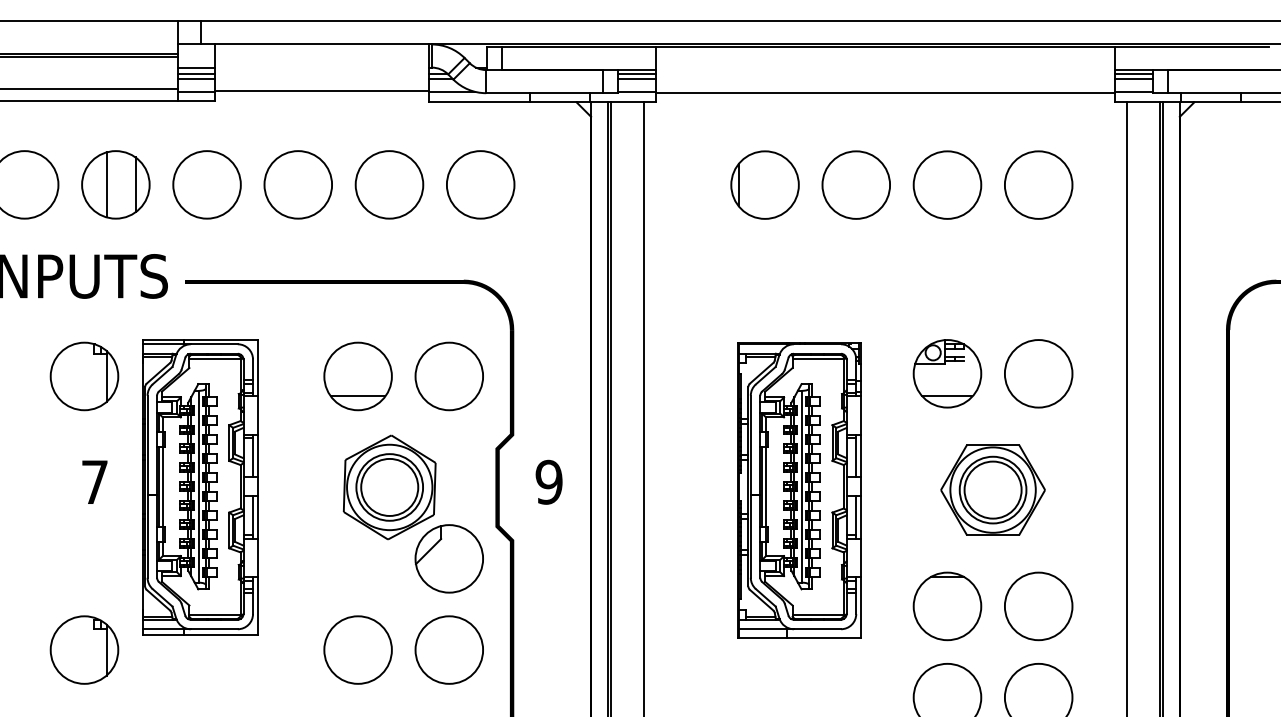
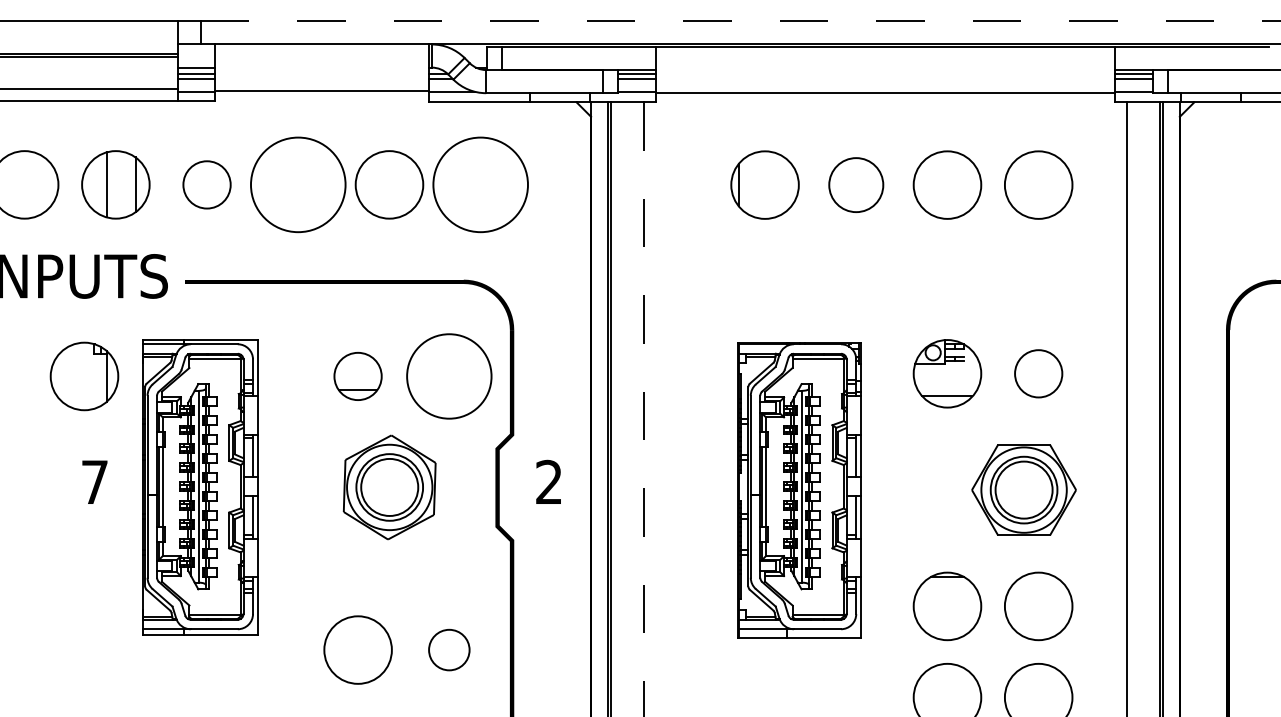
line: solid -> dashed (740, 21)
circle size: 70x70 px -> 50x50 px (206, 184)
circle diameter: 68 px -> 95 px (298, 184)
circle diameter: 68 px -> 95 px (480, 184)
circle diameter: 68 px -> 54 px (856, 185)
circle diameter: 68 px -> 47 px (1038, 373)
part size: 70x71 px -> 50x49 px (357, 376)
circle diameter: 68 px -> 84 px (449, 376)
line: solid -> dashed (644, 409)
text: 9 -> 2 (548, 482)
part position: (992, 489) -> (1023, 489) (1023, 489)
part: present -> none (448, 558)
part: present -> none (84, 649)
circle diameter: 68 px -> 41 px (449, 649)
